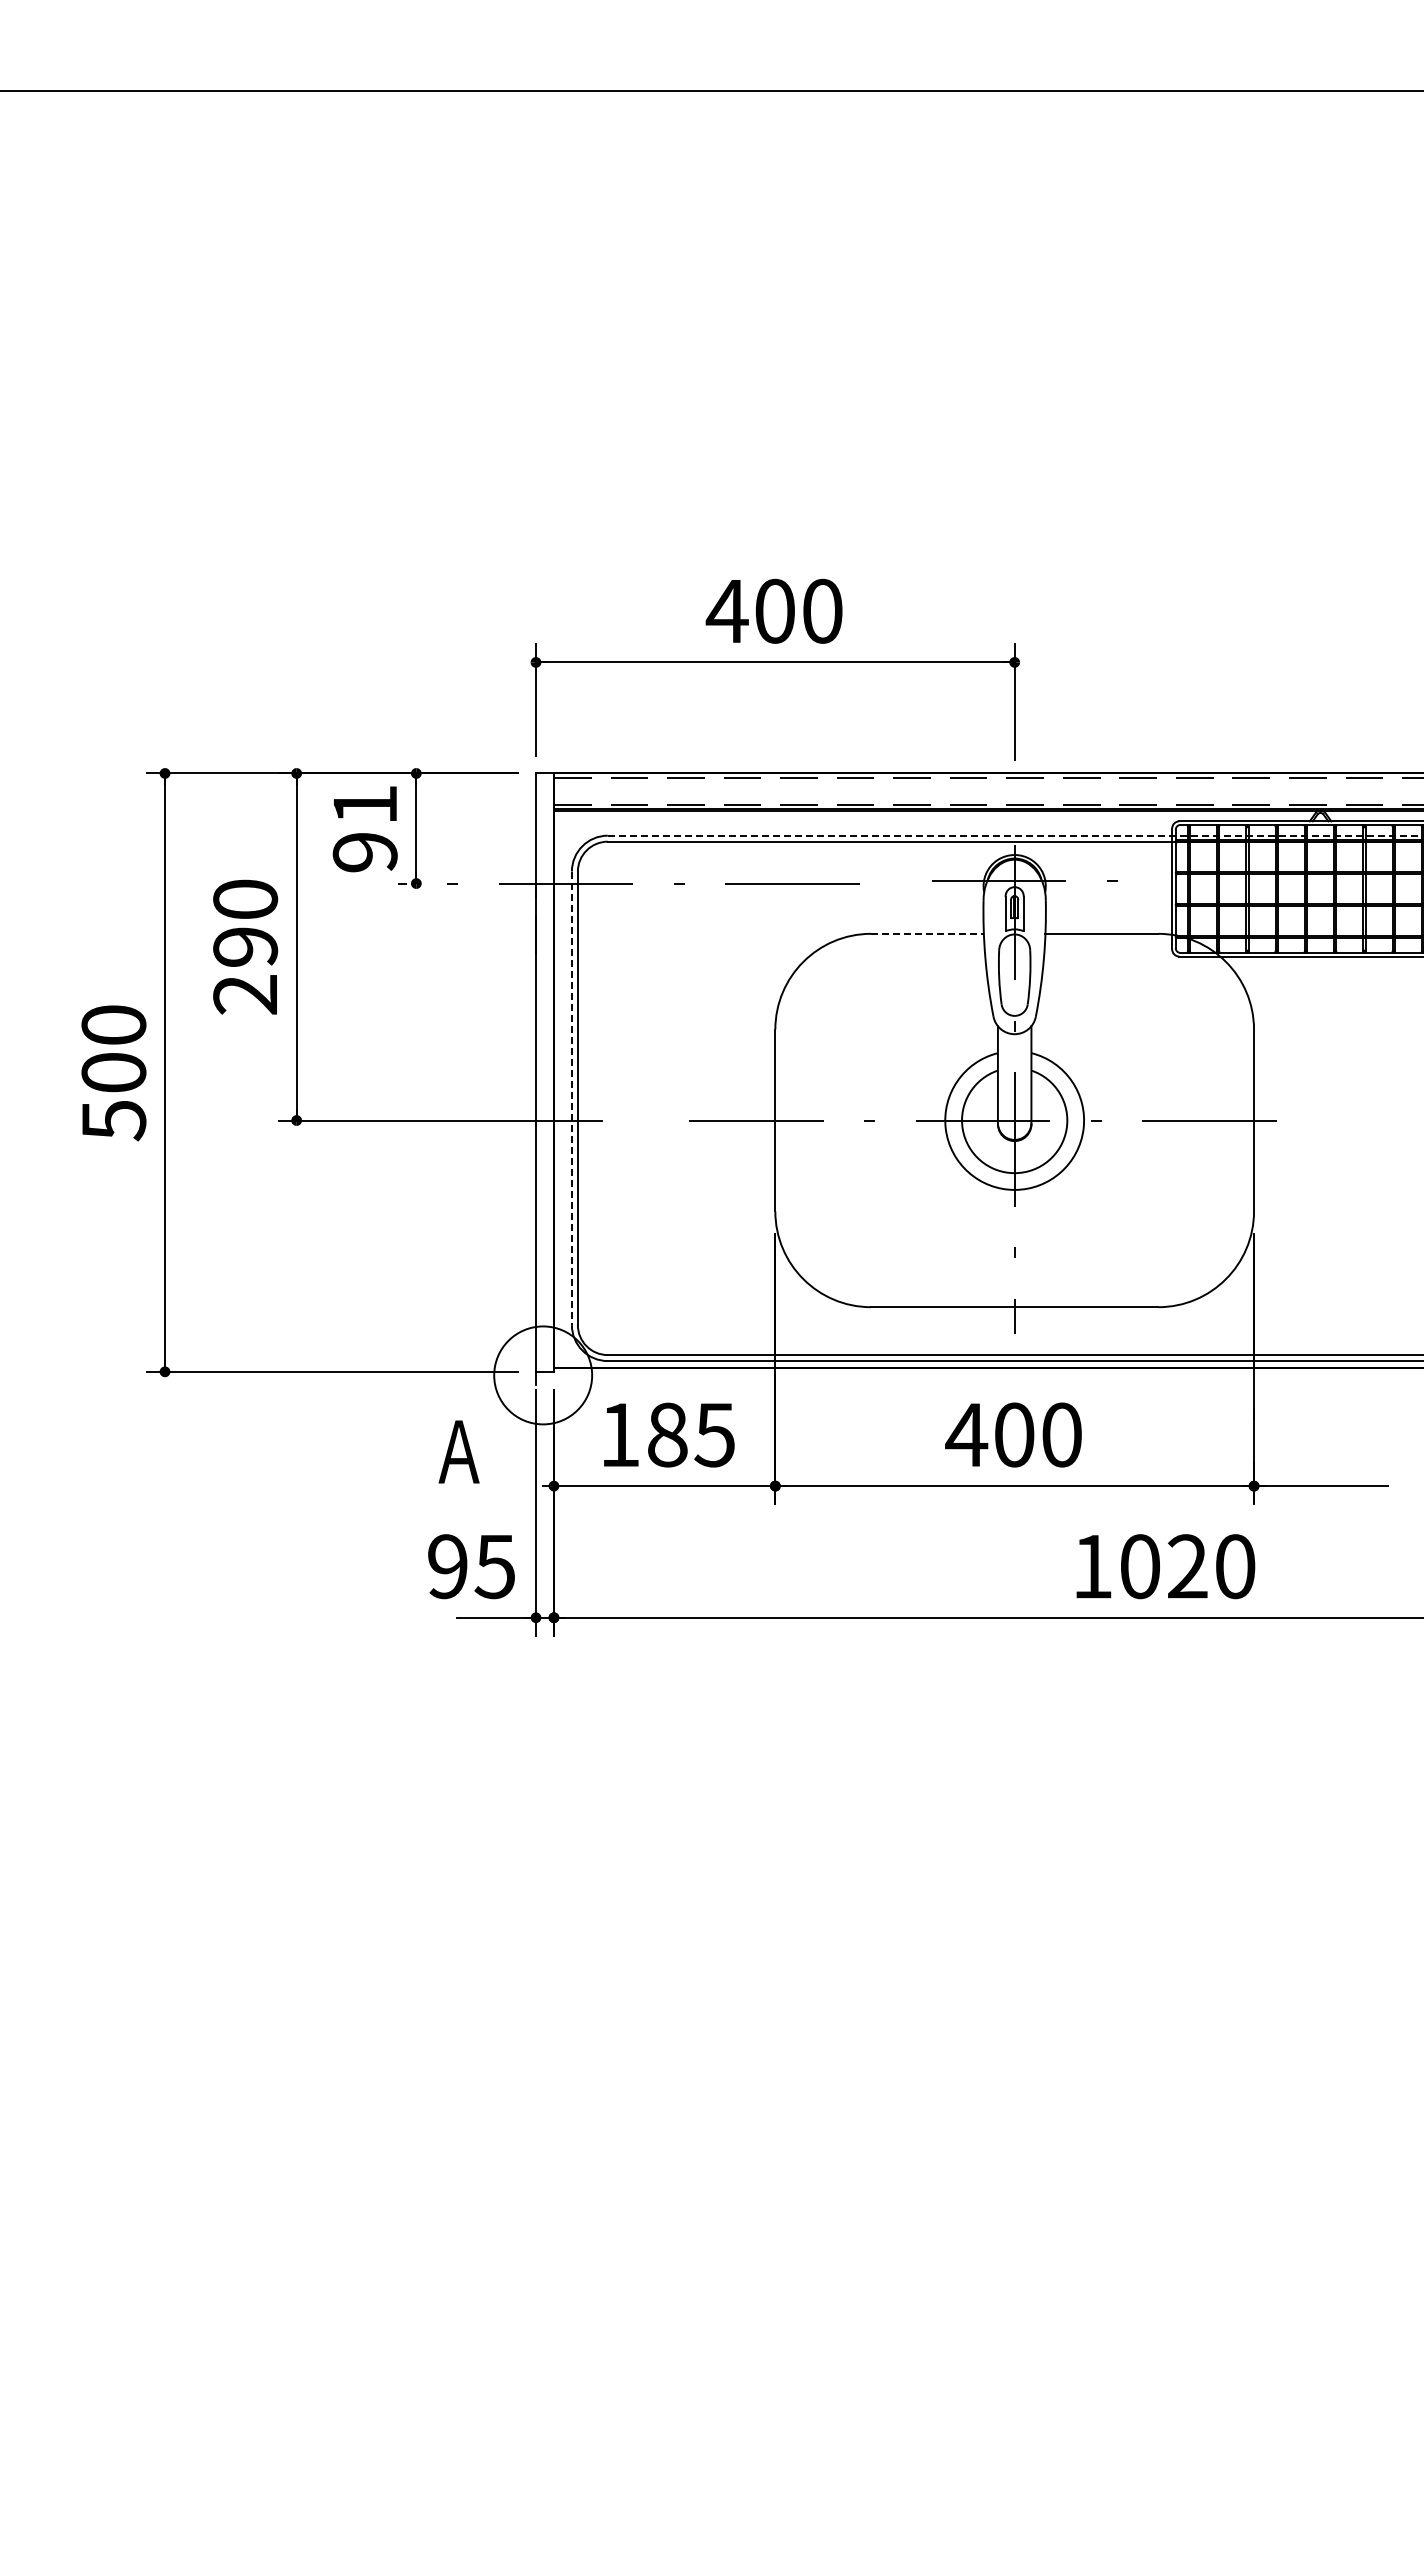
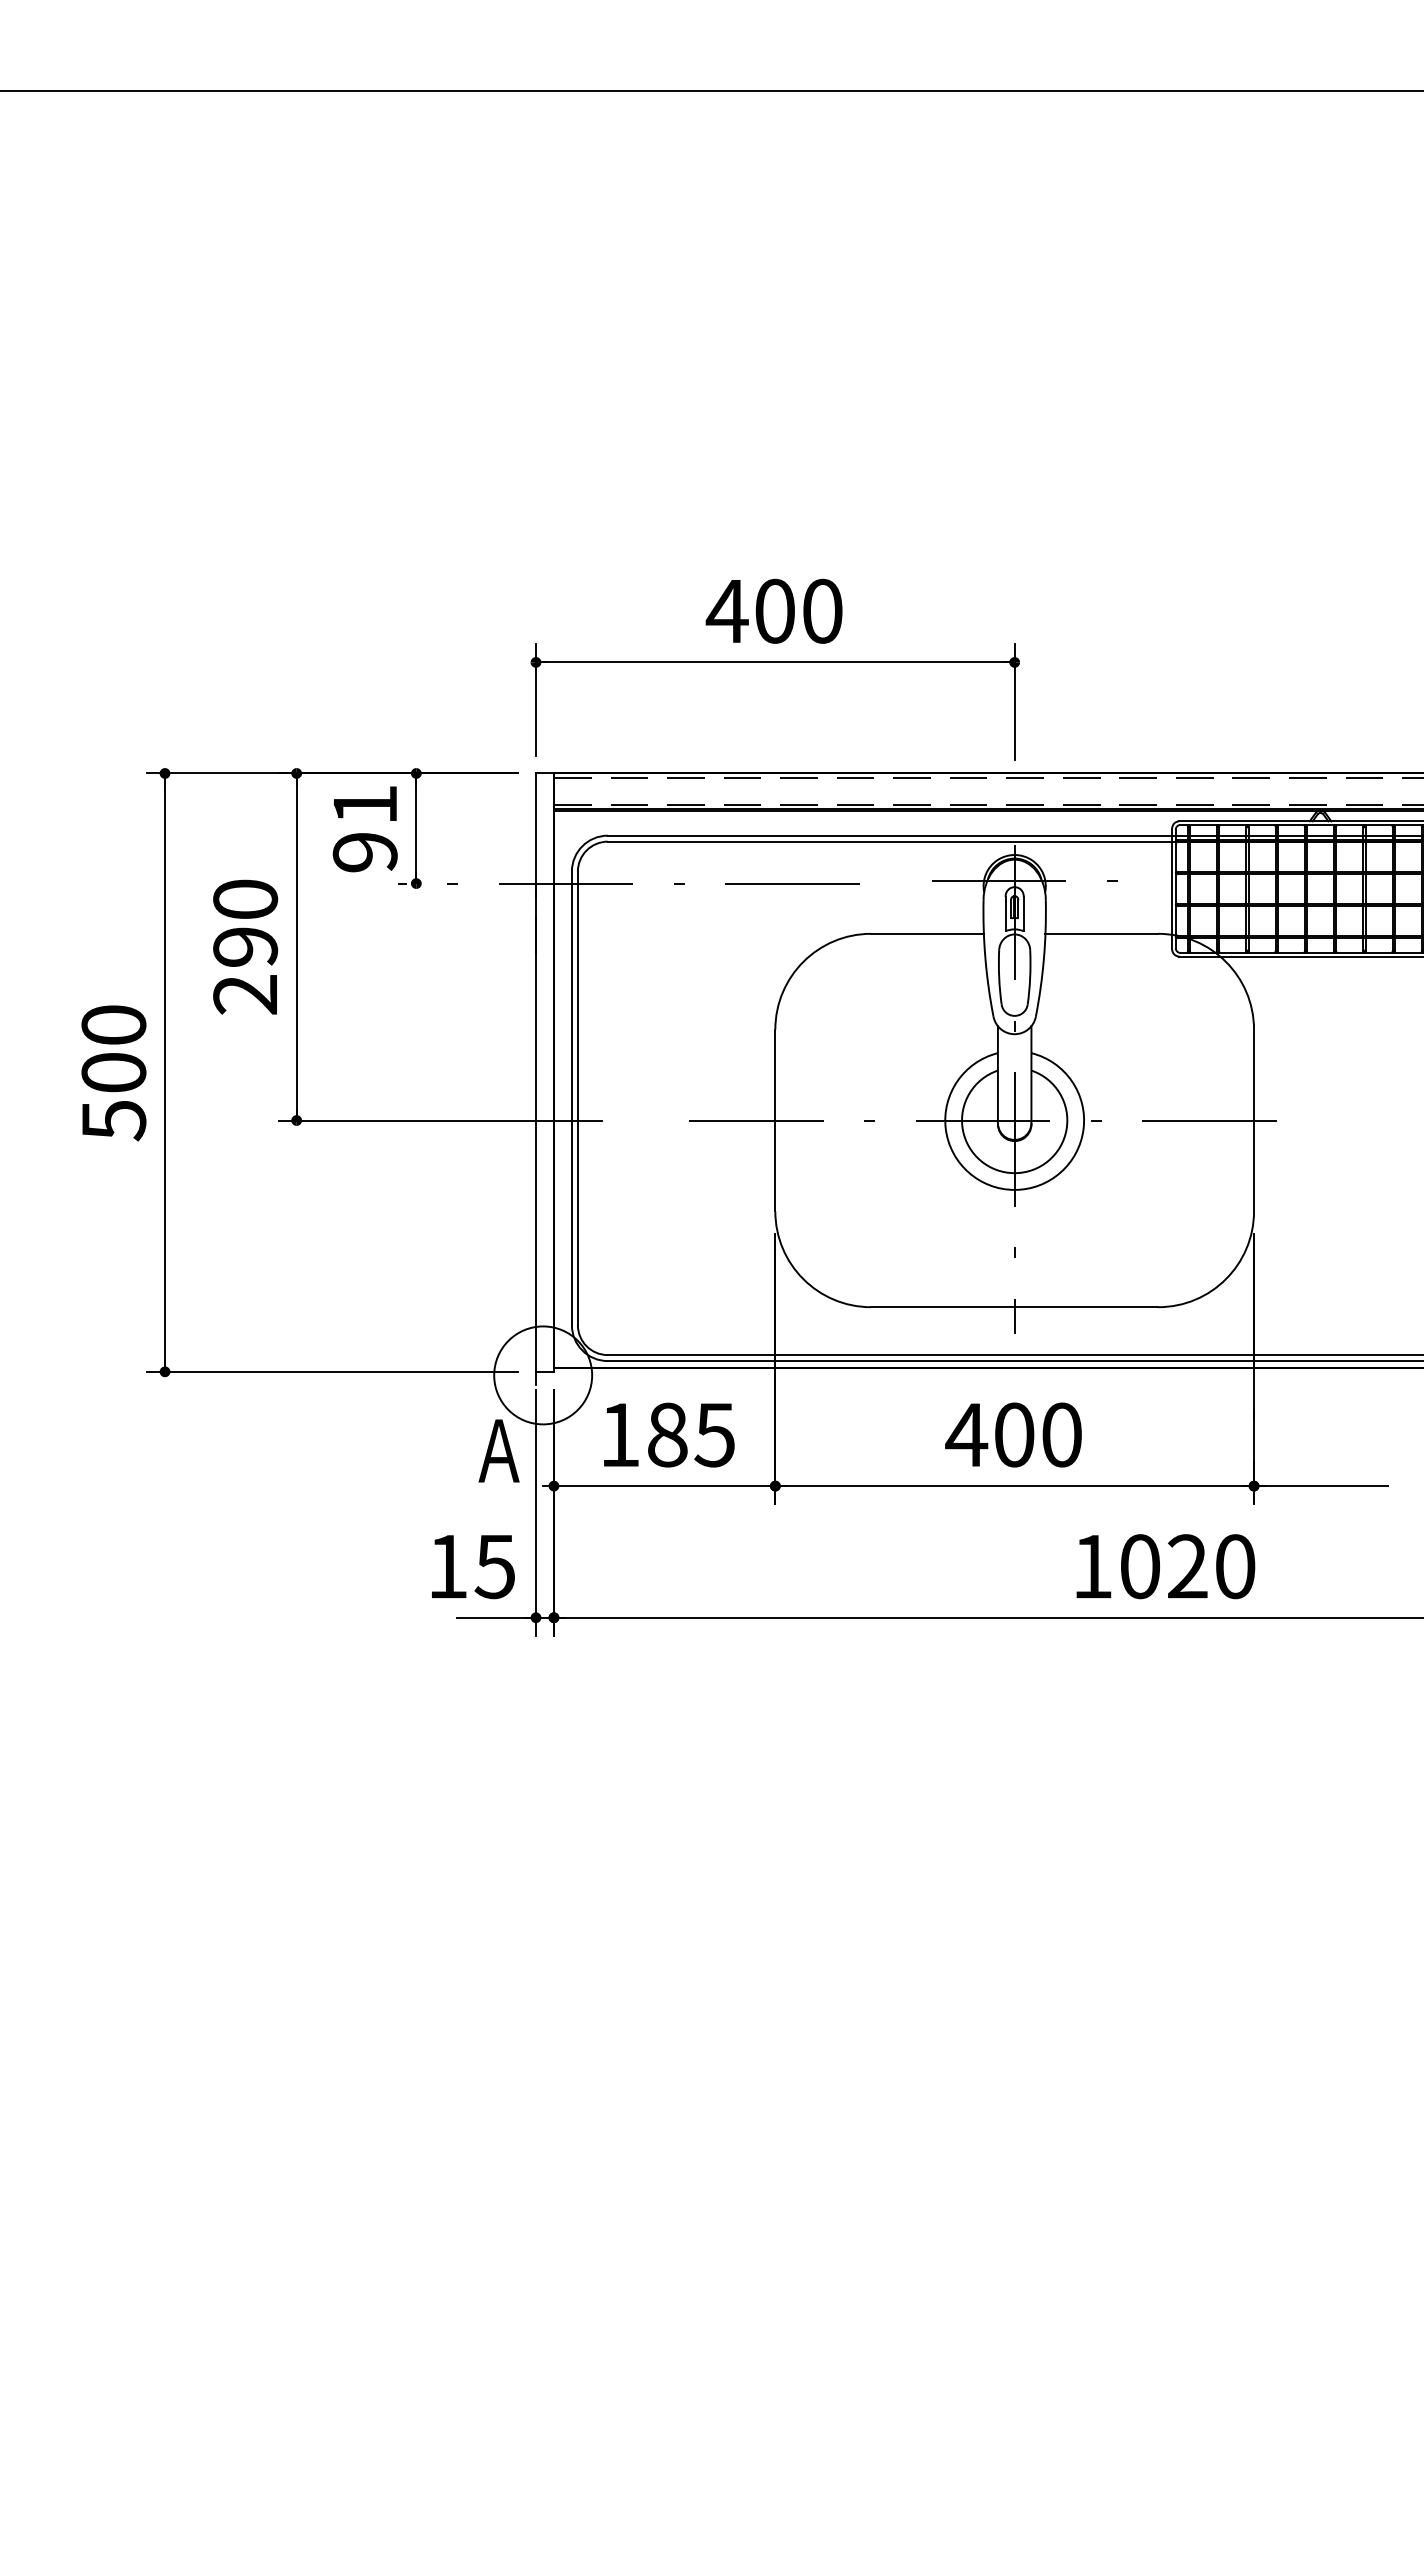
line: dashed -> solid (1015, 835)
line: dashed -> solid (927, 933)
line: dashed -> solid (571, 1098)
text position: (458, 1451) -> (498, 1450) (498, 1450)
text: 95 -> 15 (447, 1566)
